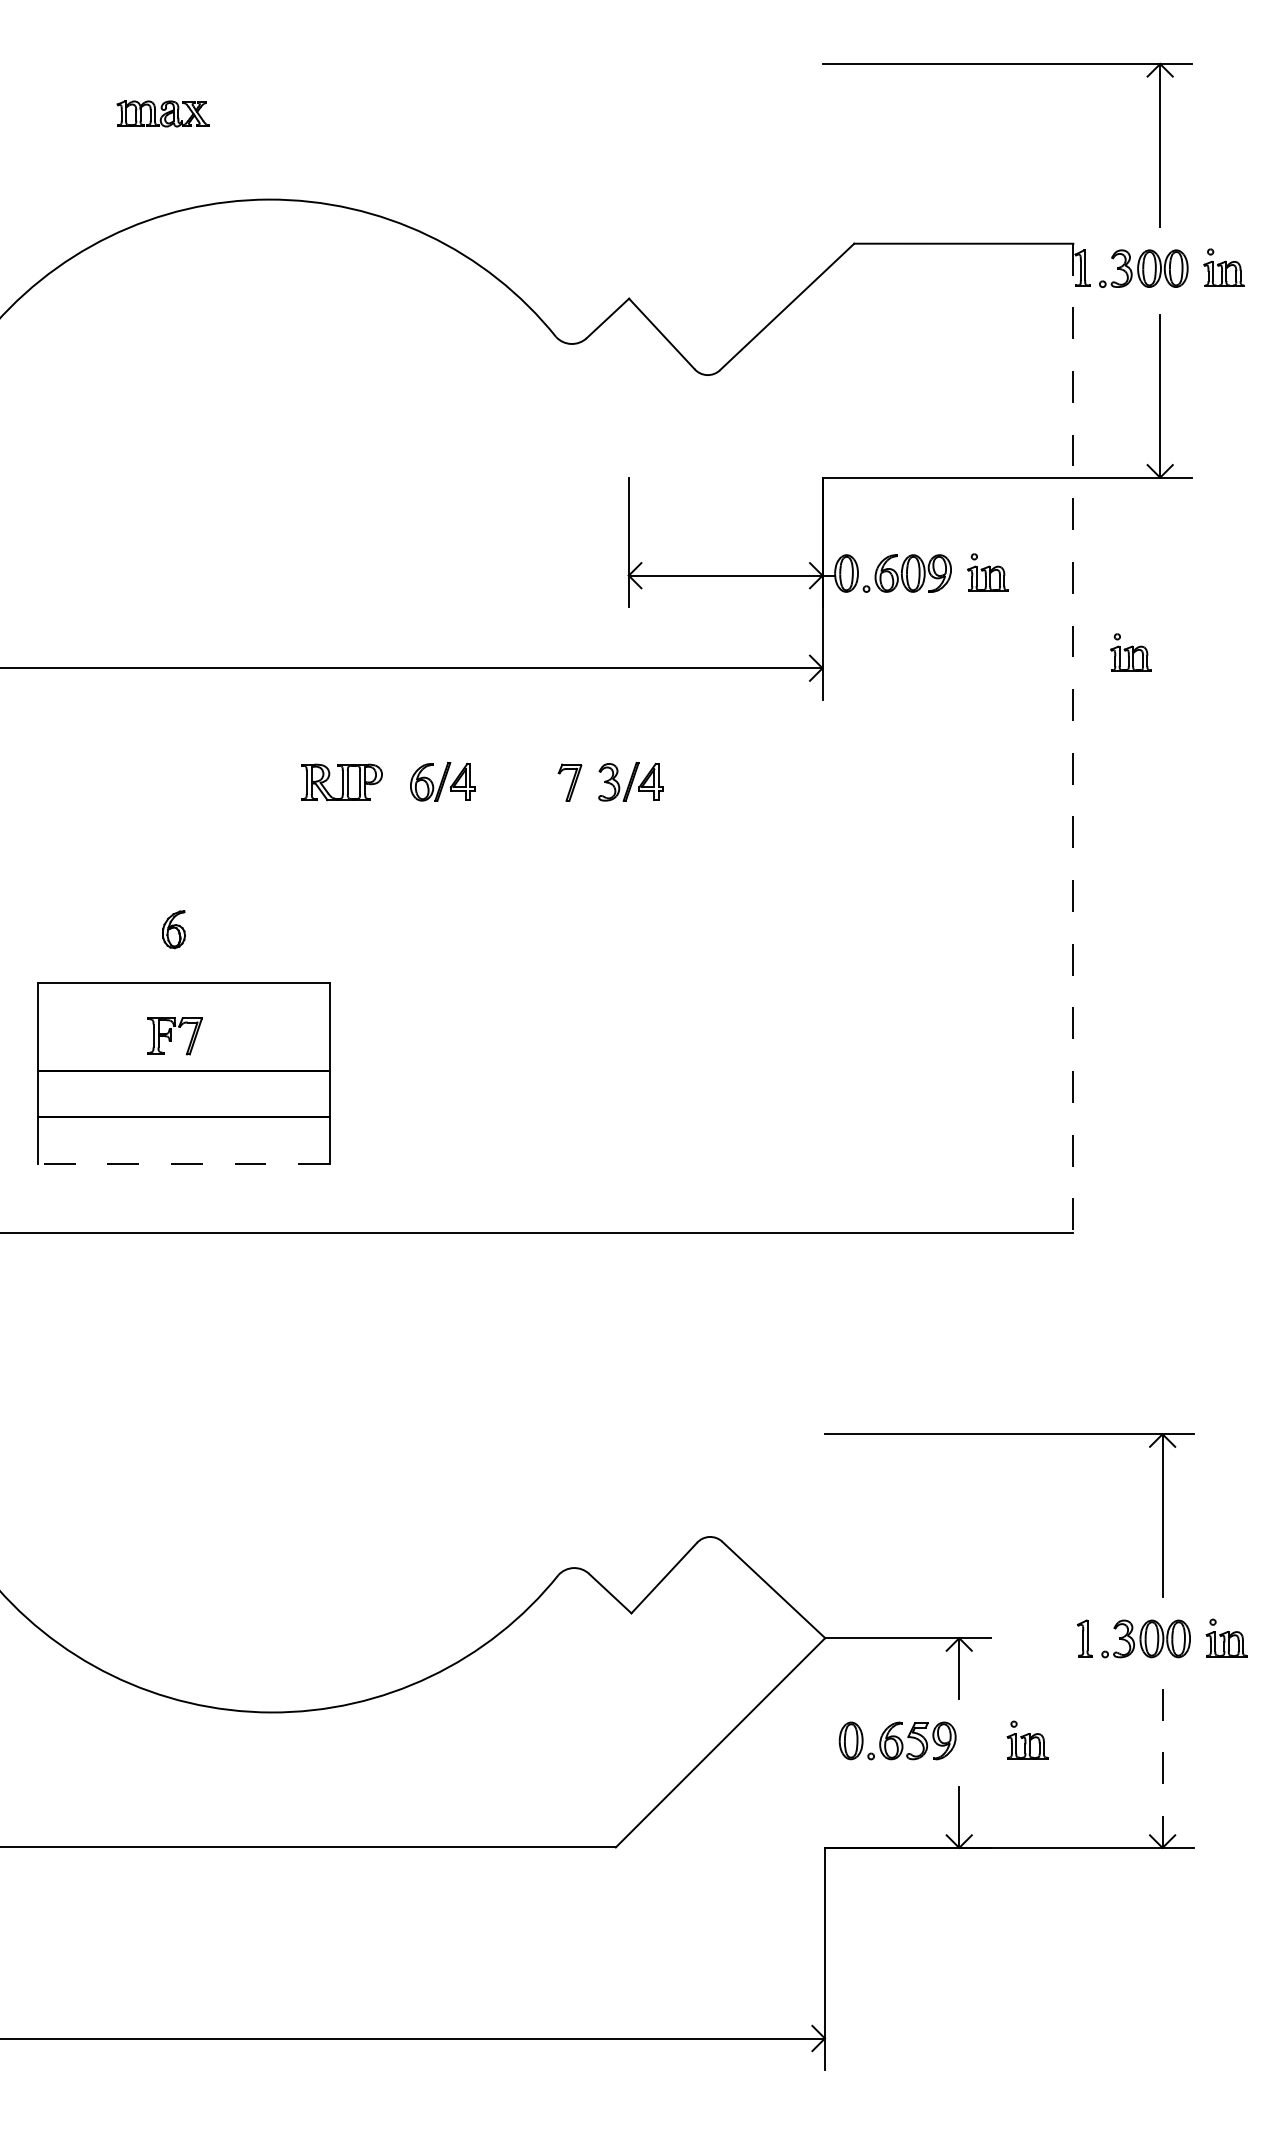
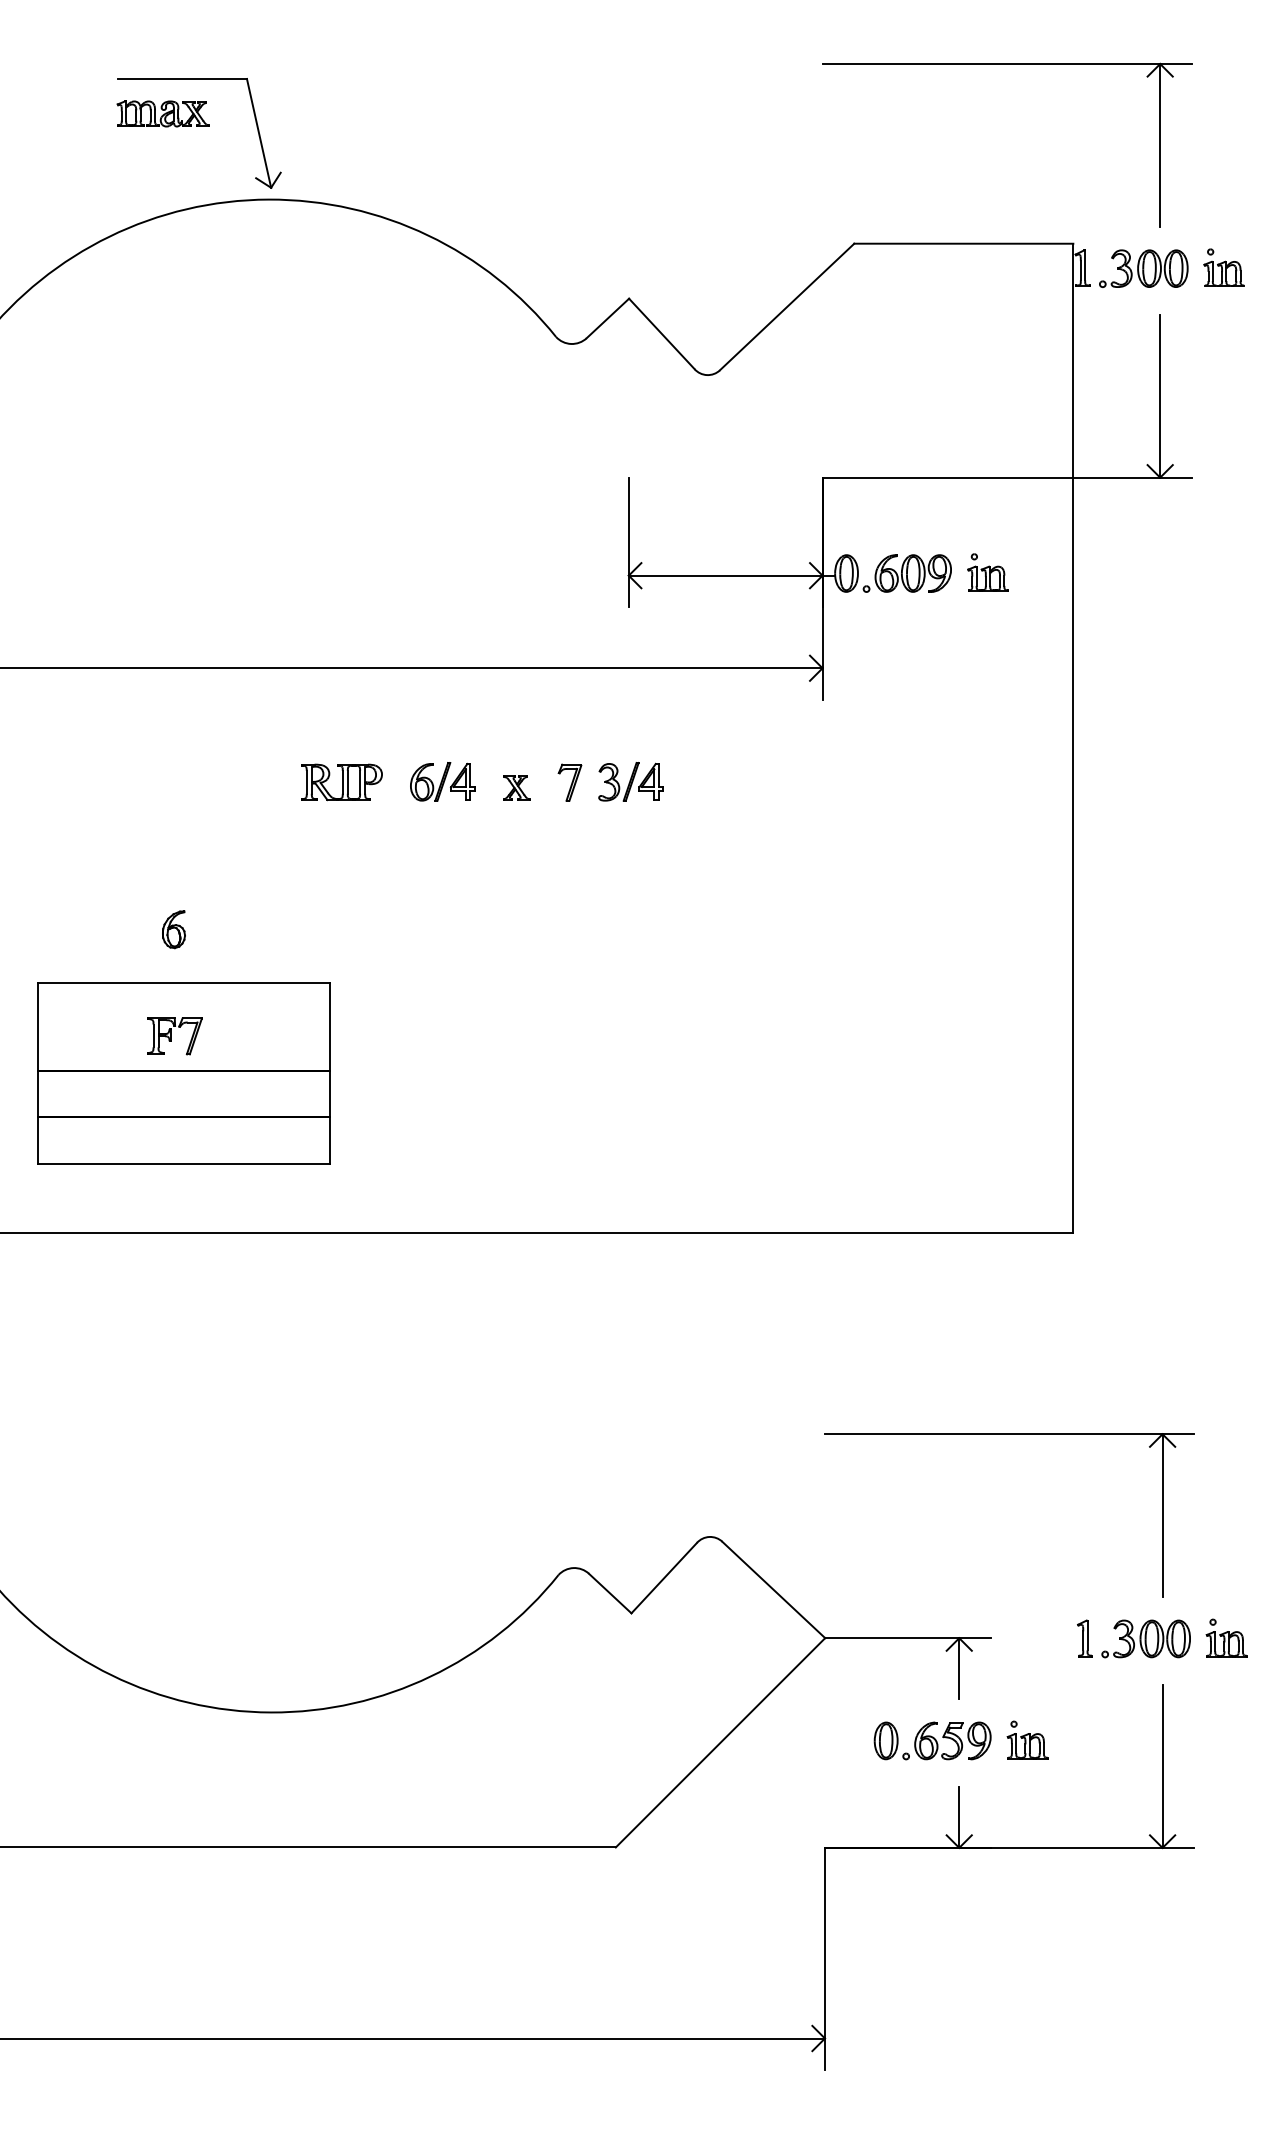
part: none -> present (199, 79)
part: present -> none (1130, 652)
line: dashed -> solid (1073, 738)
part: none -> present (516, 787)
line: dashed -> solid (184, 1163)
part position: (897, 1740) -> (932, 1740) (932, 1740)
line: dashed -> solid (1162, 1765)
